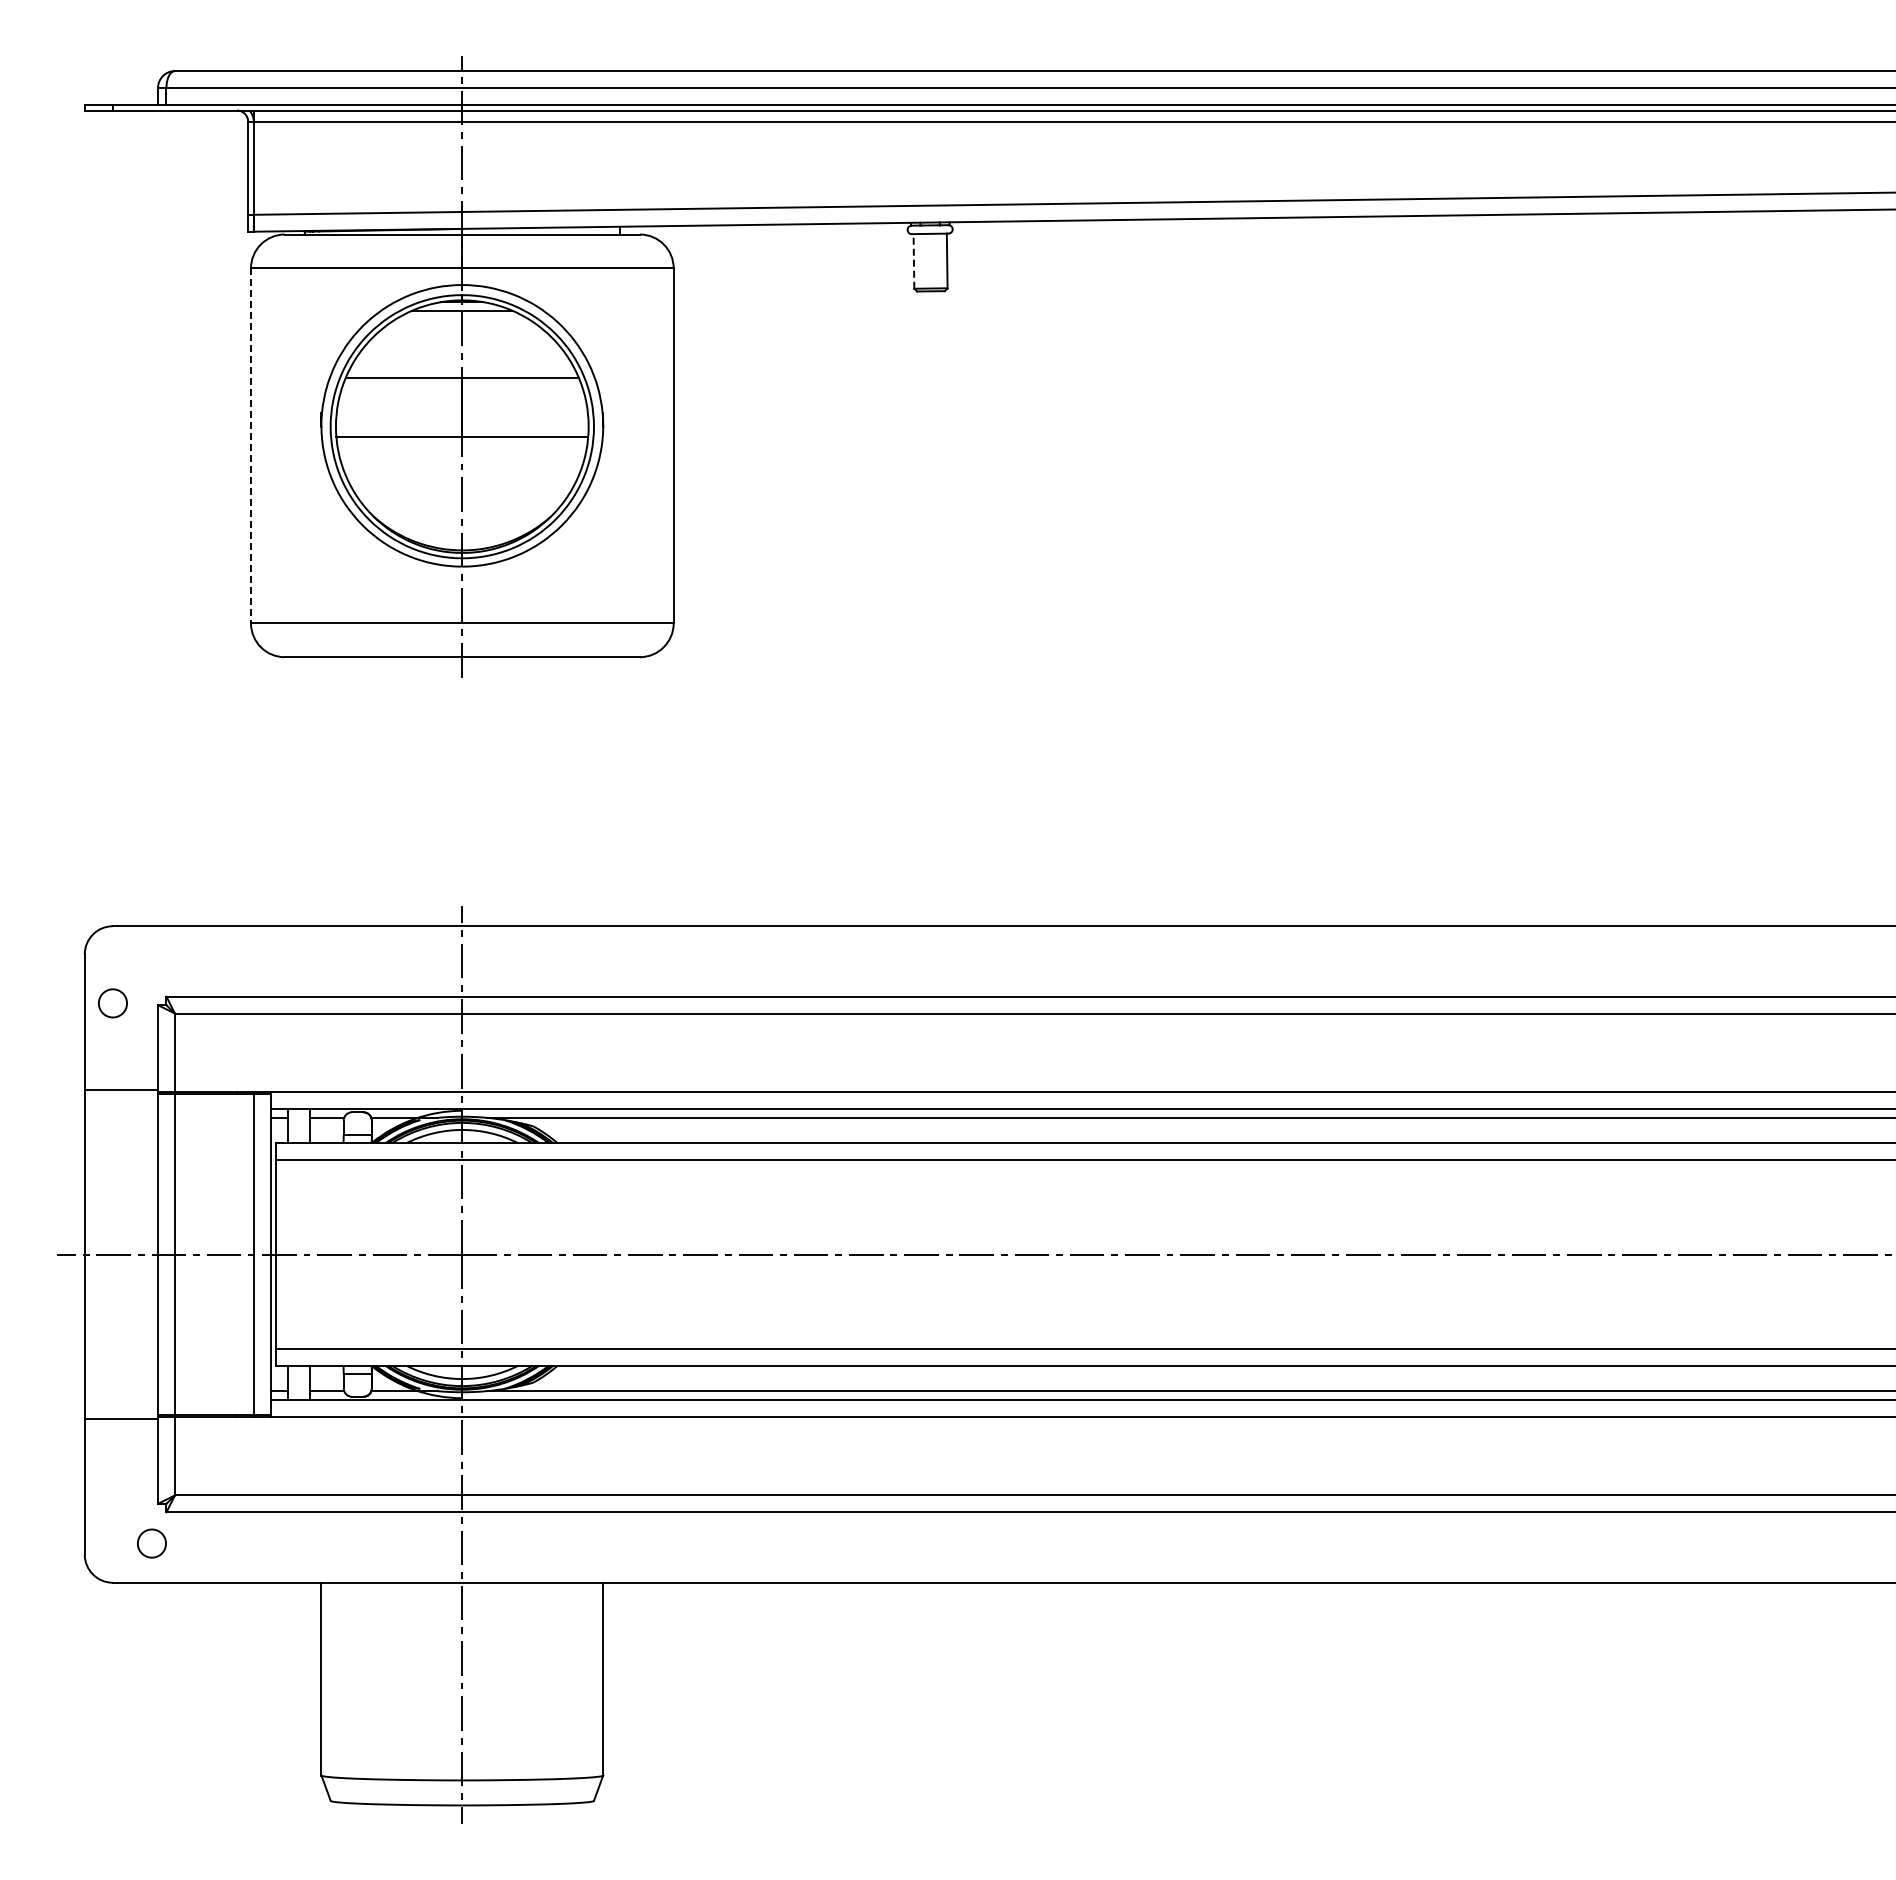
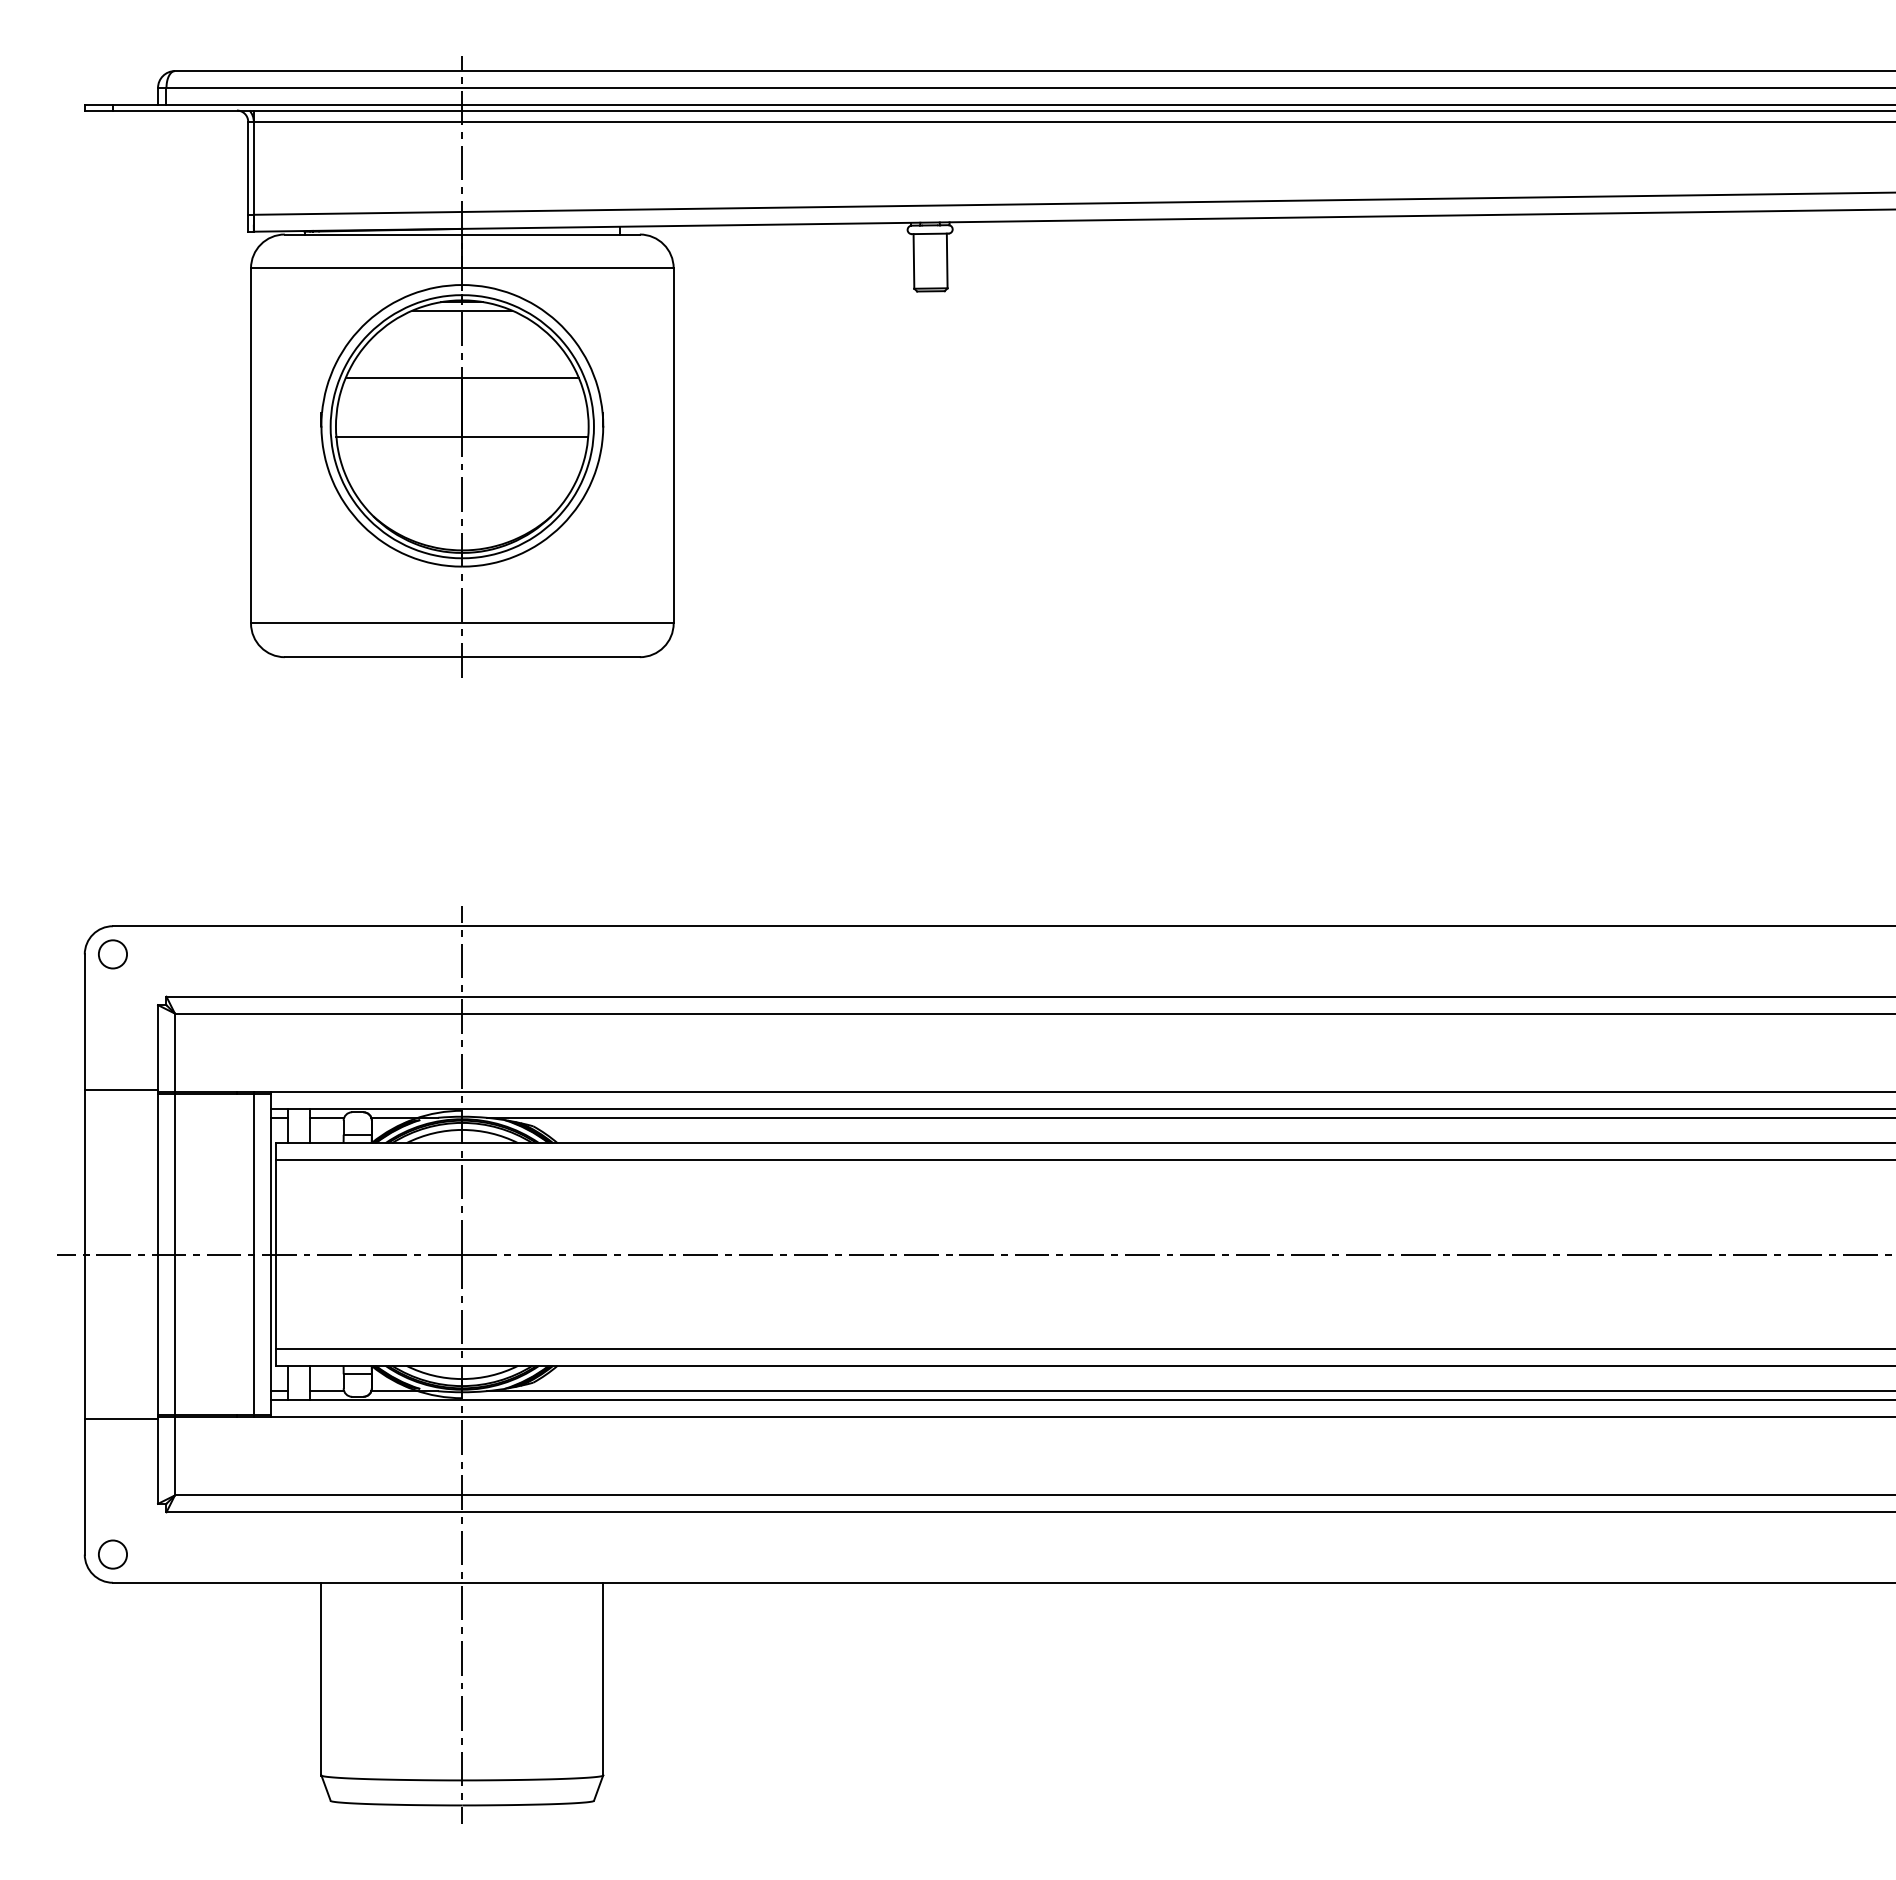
line: dashed -> solid (913, 260)
line: dashed -> solid (251, 445)
circle position: (112, 1003) -> (112, 954) (112, 954)
circle position: (151, 1543) -> (112, 1554) (112, 1554)
